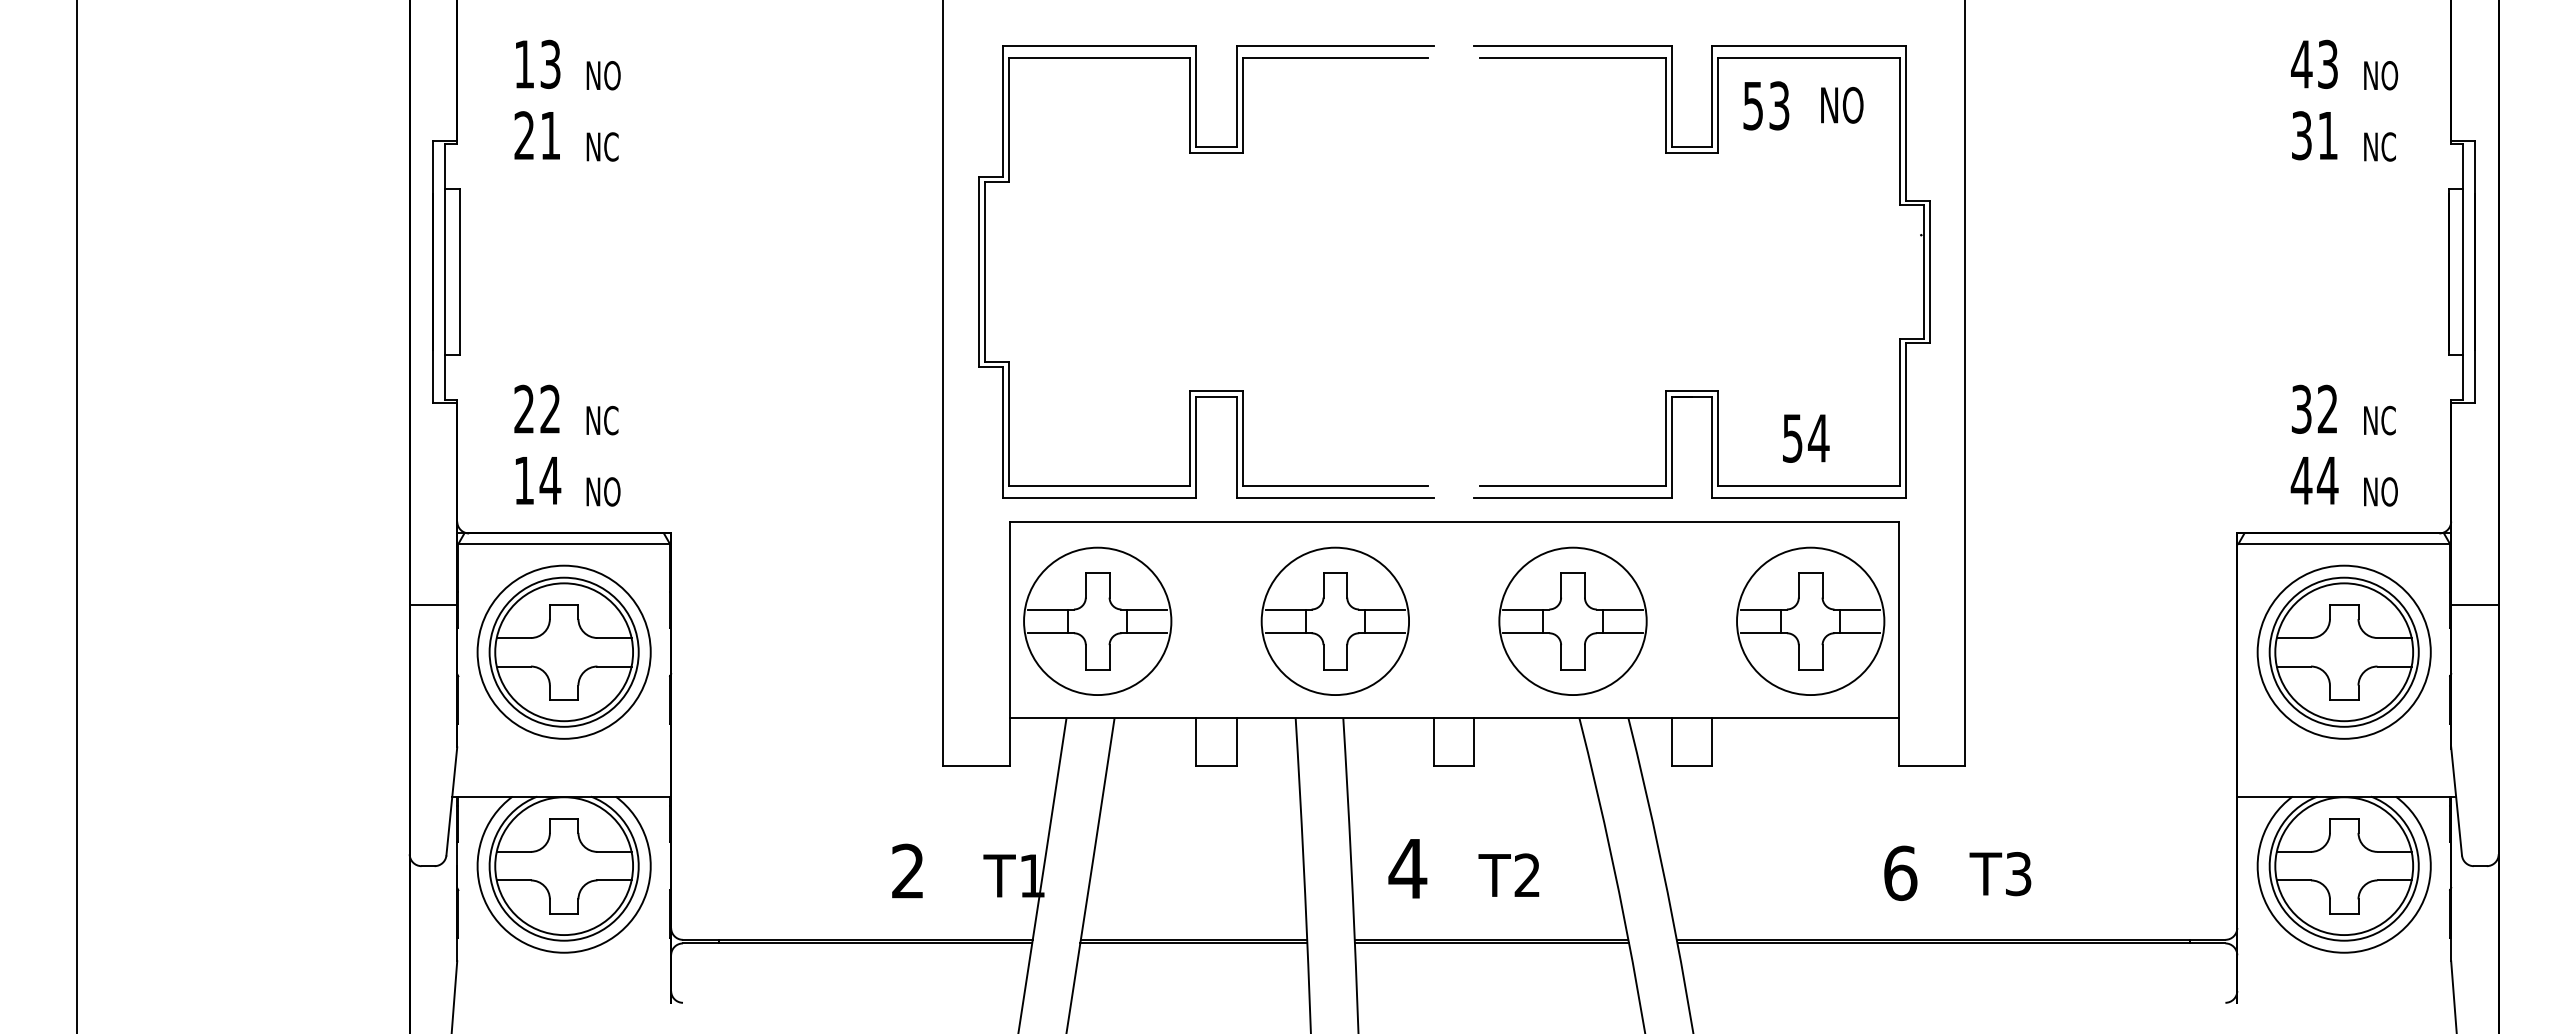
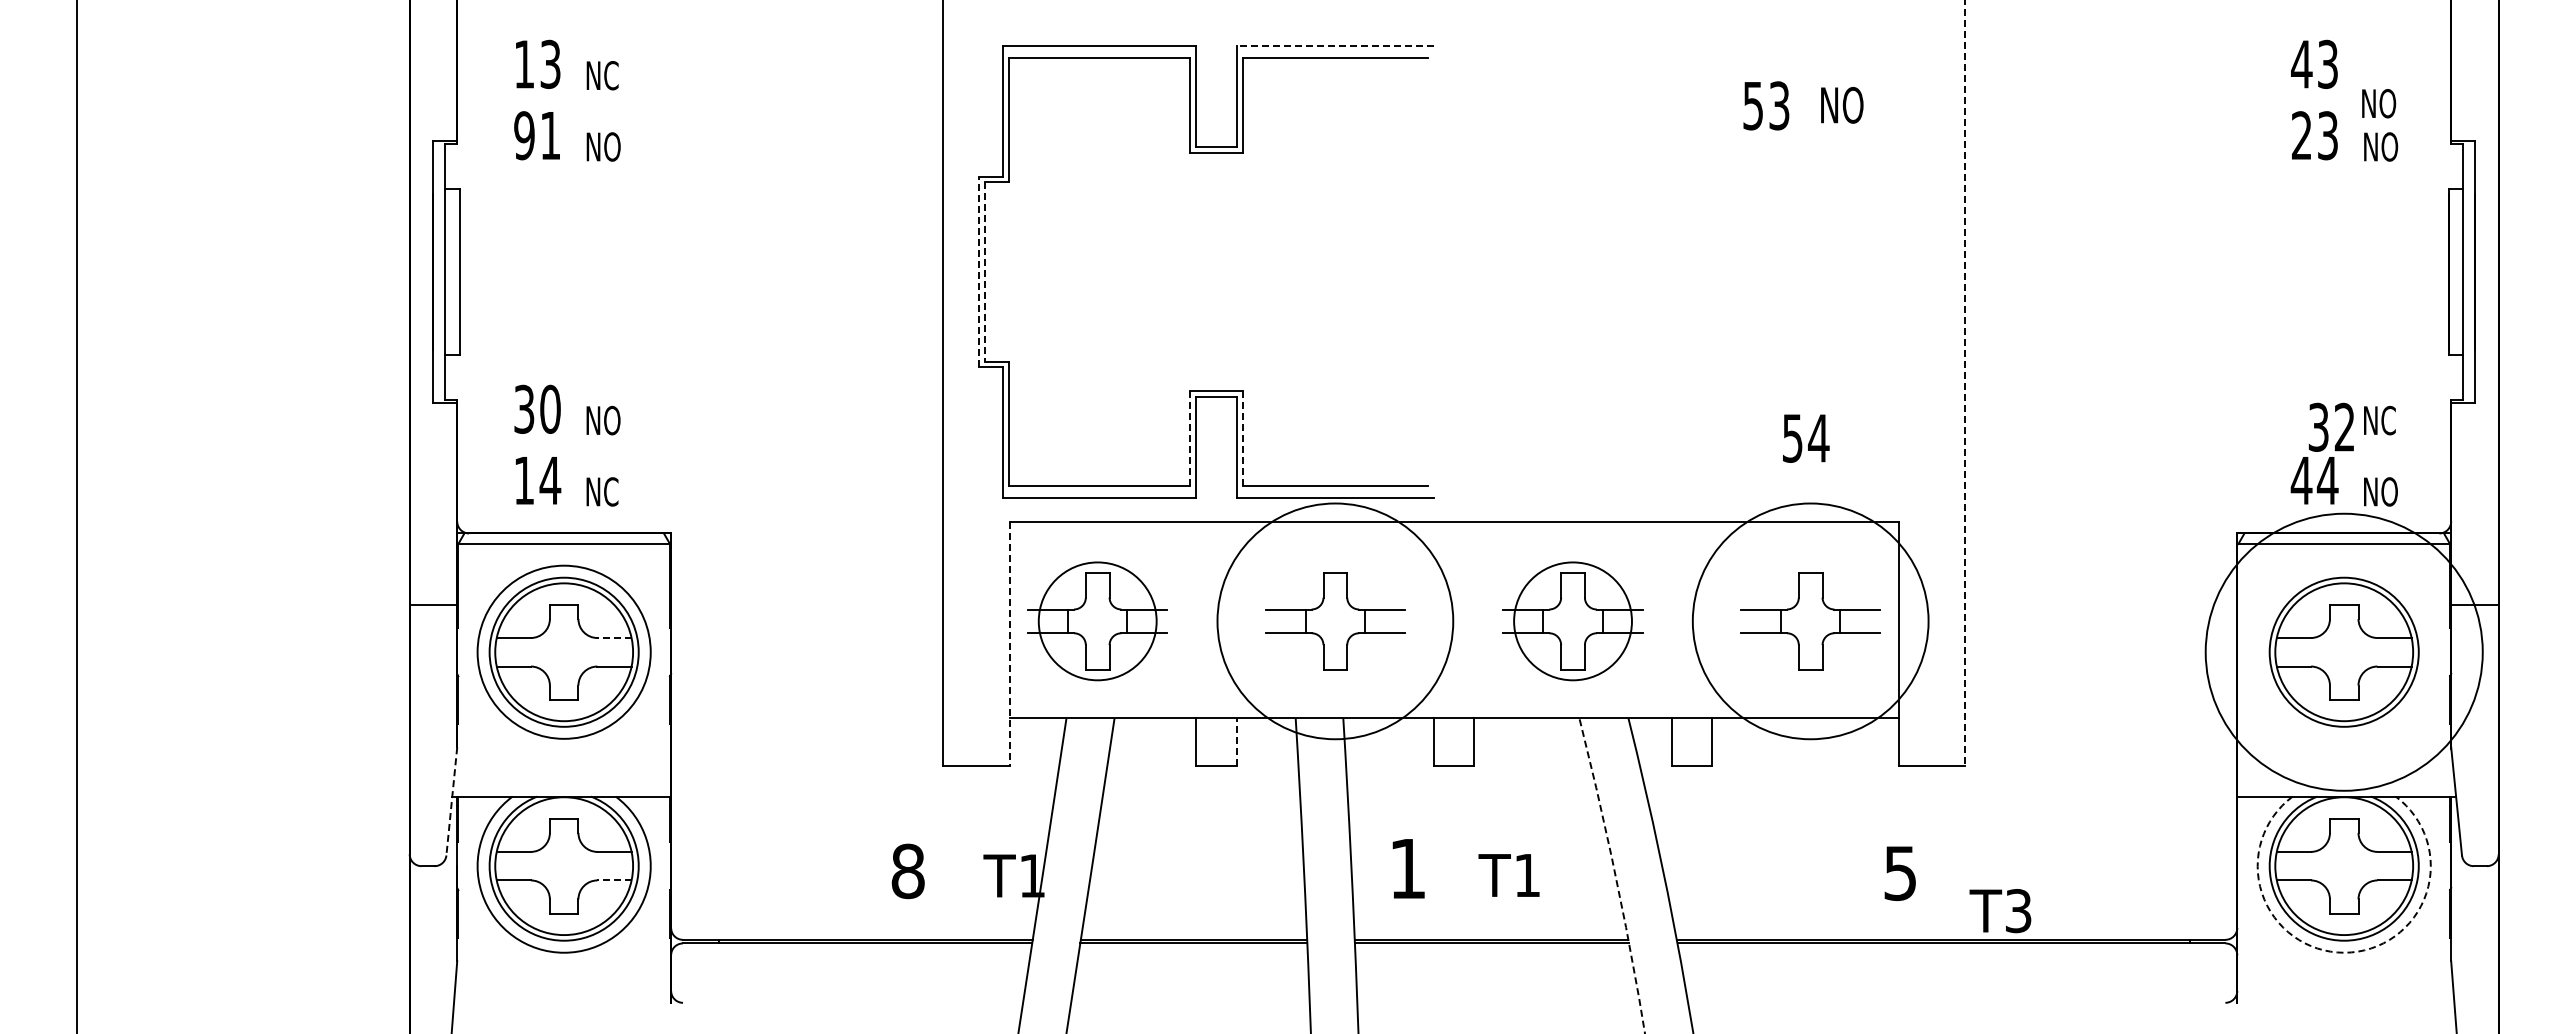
line: solid -> dashed (1335, 46)
text: NO -> NC (614, 75)
text position: (2381, 75) -> (2379, 103) (2379, 103)
text: 21 -> 91 (524, 135)
text: 31 -> 23 (2314, 135)
text: NC -> NO (614, 146)
text: NC -> NO (2392, 146)
part: present -> none (1701, 153)
line: solid -> dashed (978, 271)
line: solid -> dashed (984, 272)
line: solid -> dashed (1965, 383)
text: 22 -> 30 (537, 408)
text position: (2313, 408) -> (2330, 426) (2330, 426)
text: NC -> NO (614, 420)
line: solid -> dashed (1190, 438)
line: solid -> dashed (1242, 438)
text: NO -> NC (614, 491)
circle diameter: 147 px -> 118 px (1097, 621)
circle diameter: 147 px -> 236 px (1335, 621)
circle diameter: 147 px -> 118 px (1572, 621)
circle diameter: 147 px -> 236 px (1810, 621)
line: solid -> dashed (614, 638)
line: solid -> dashed (1009, 644)
circle diameter: 173 px -> 277 px (2343, 651)
line: solid -> dashed (1236, 742)
line: solid -> dashed (451, 801)
text: 4 -> 1 (1407, 868)
text: 2 -> 8 (907, 871)
text: 6 -> 5 (1900, 873)
text: T2 -> T1 (1526, 874)
arc: solid -> dashed (1615, 874)
text position: (2000, 874) -> (2000, 911) (2000, 911)
line: solid -> dashed (614, 880)
arc: solid -> dashed (2344, 952)
